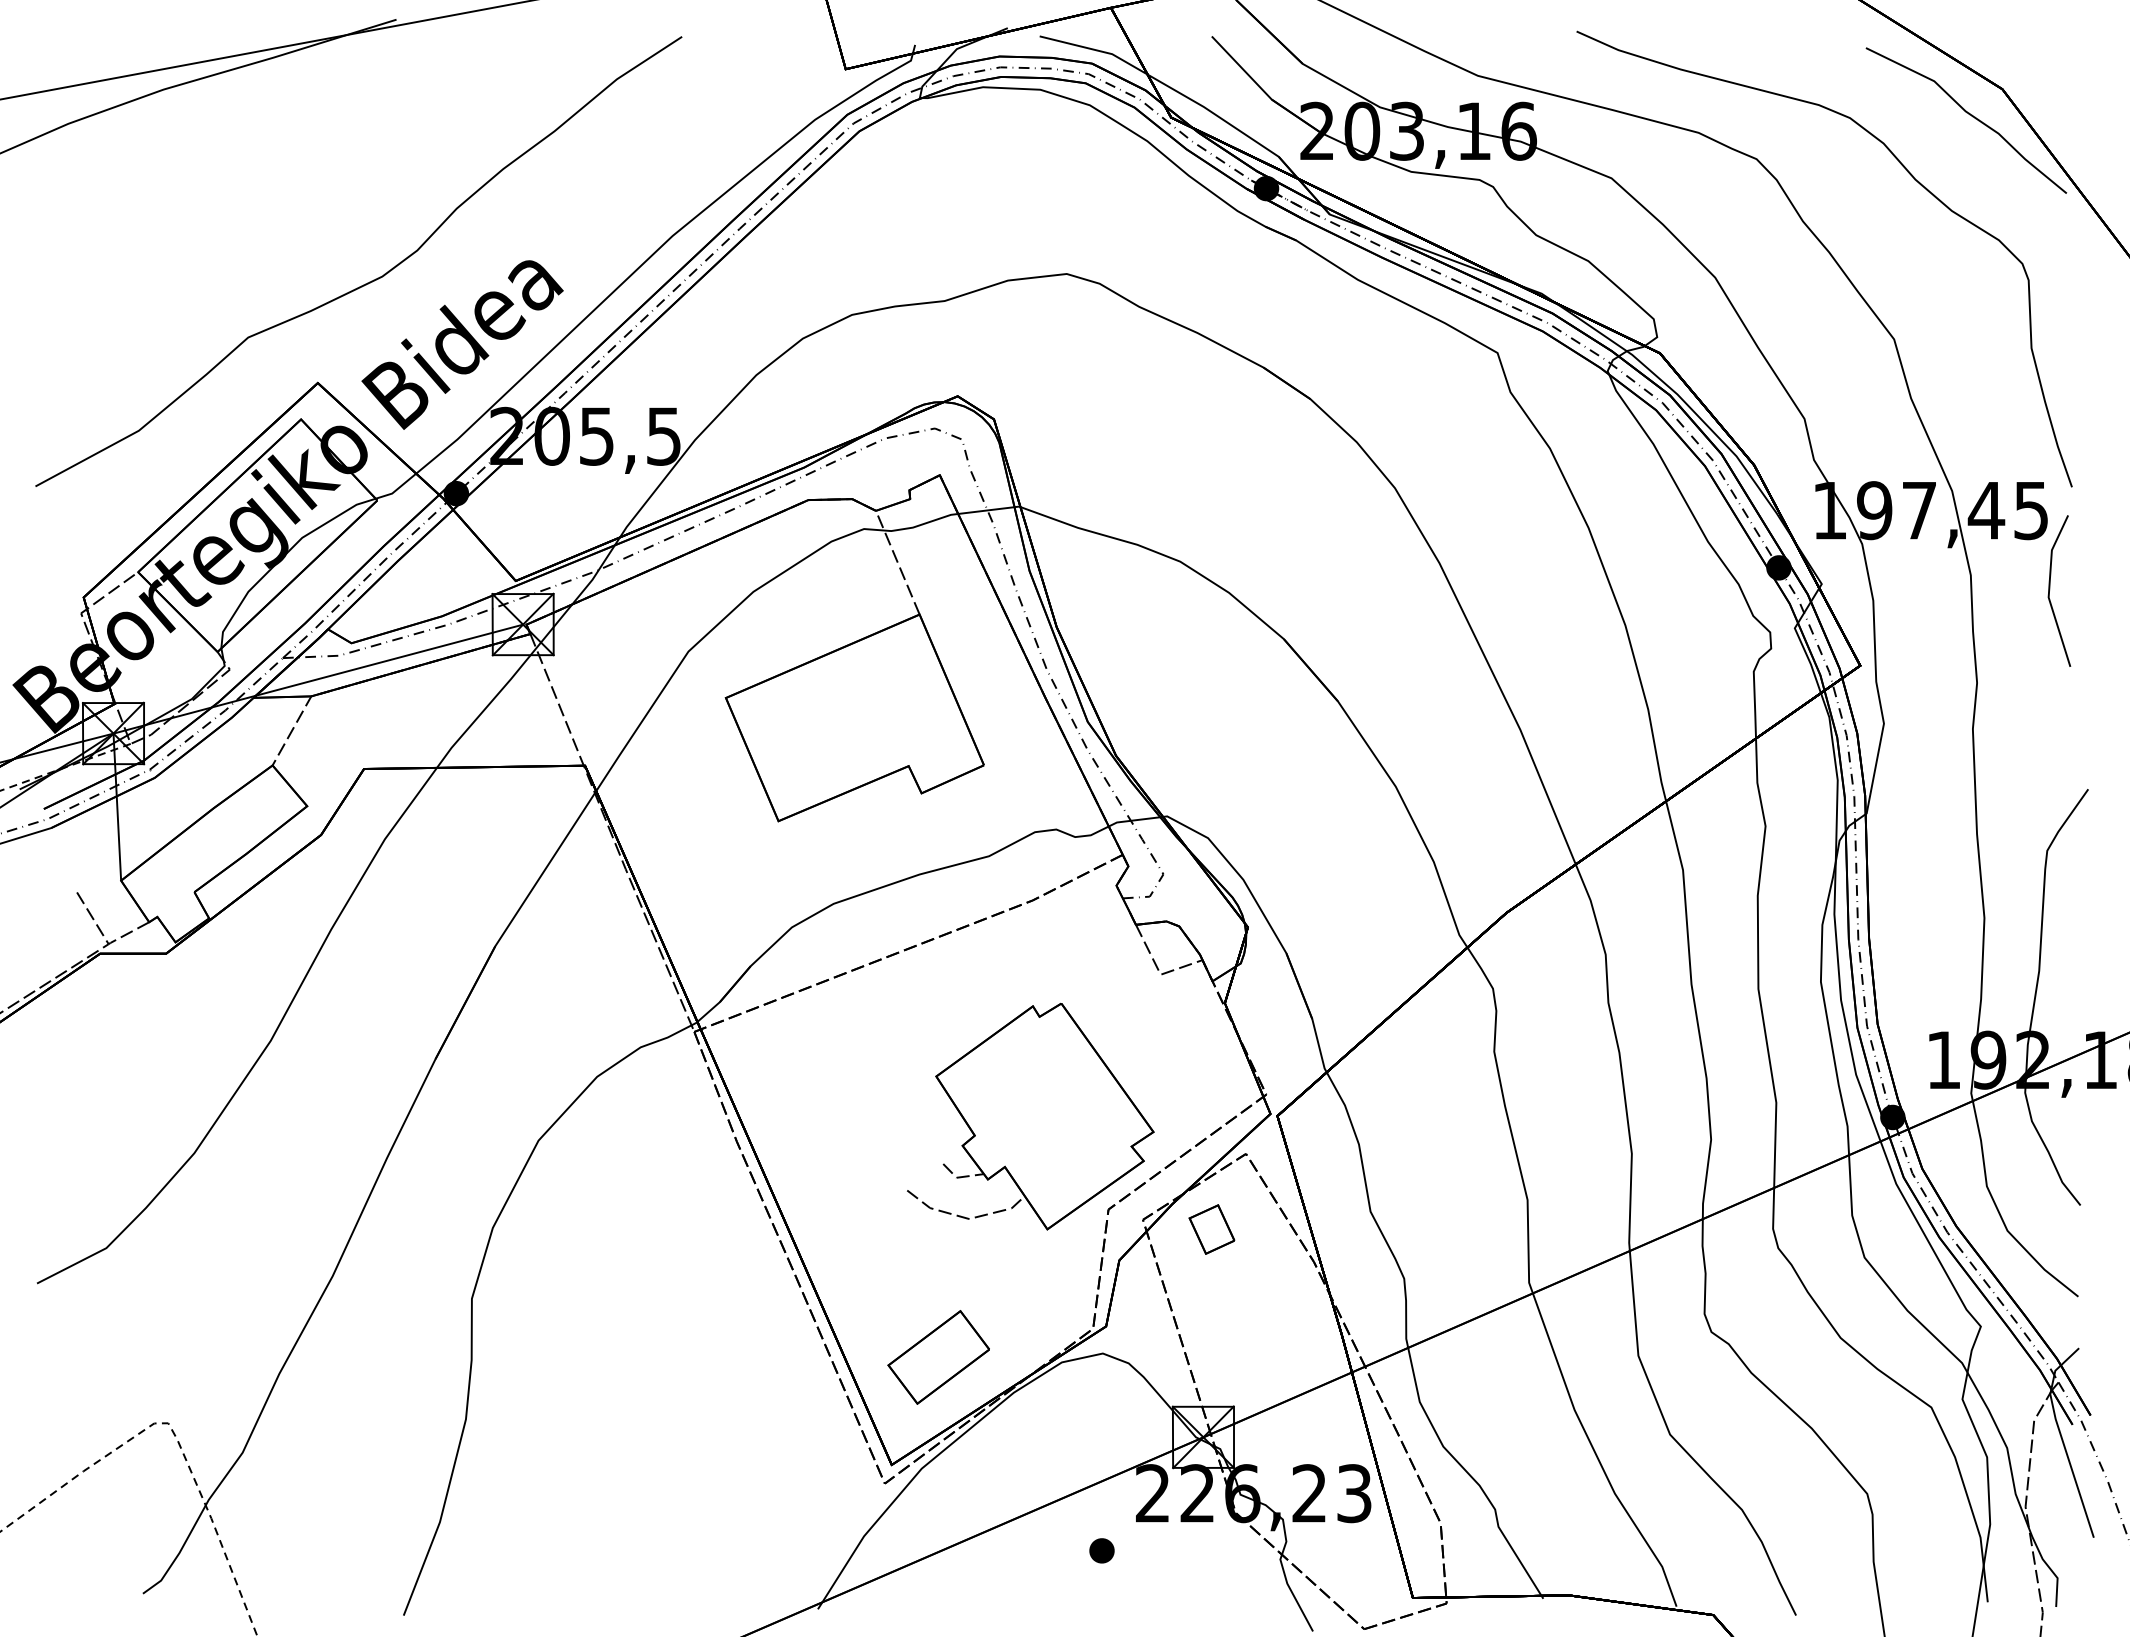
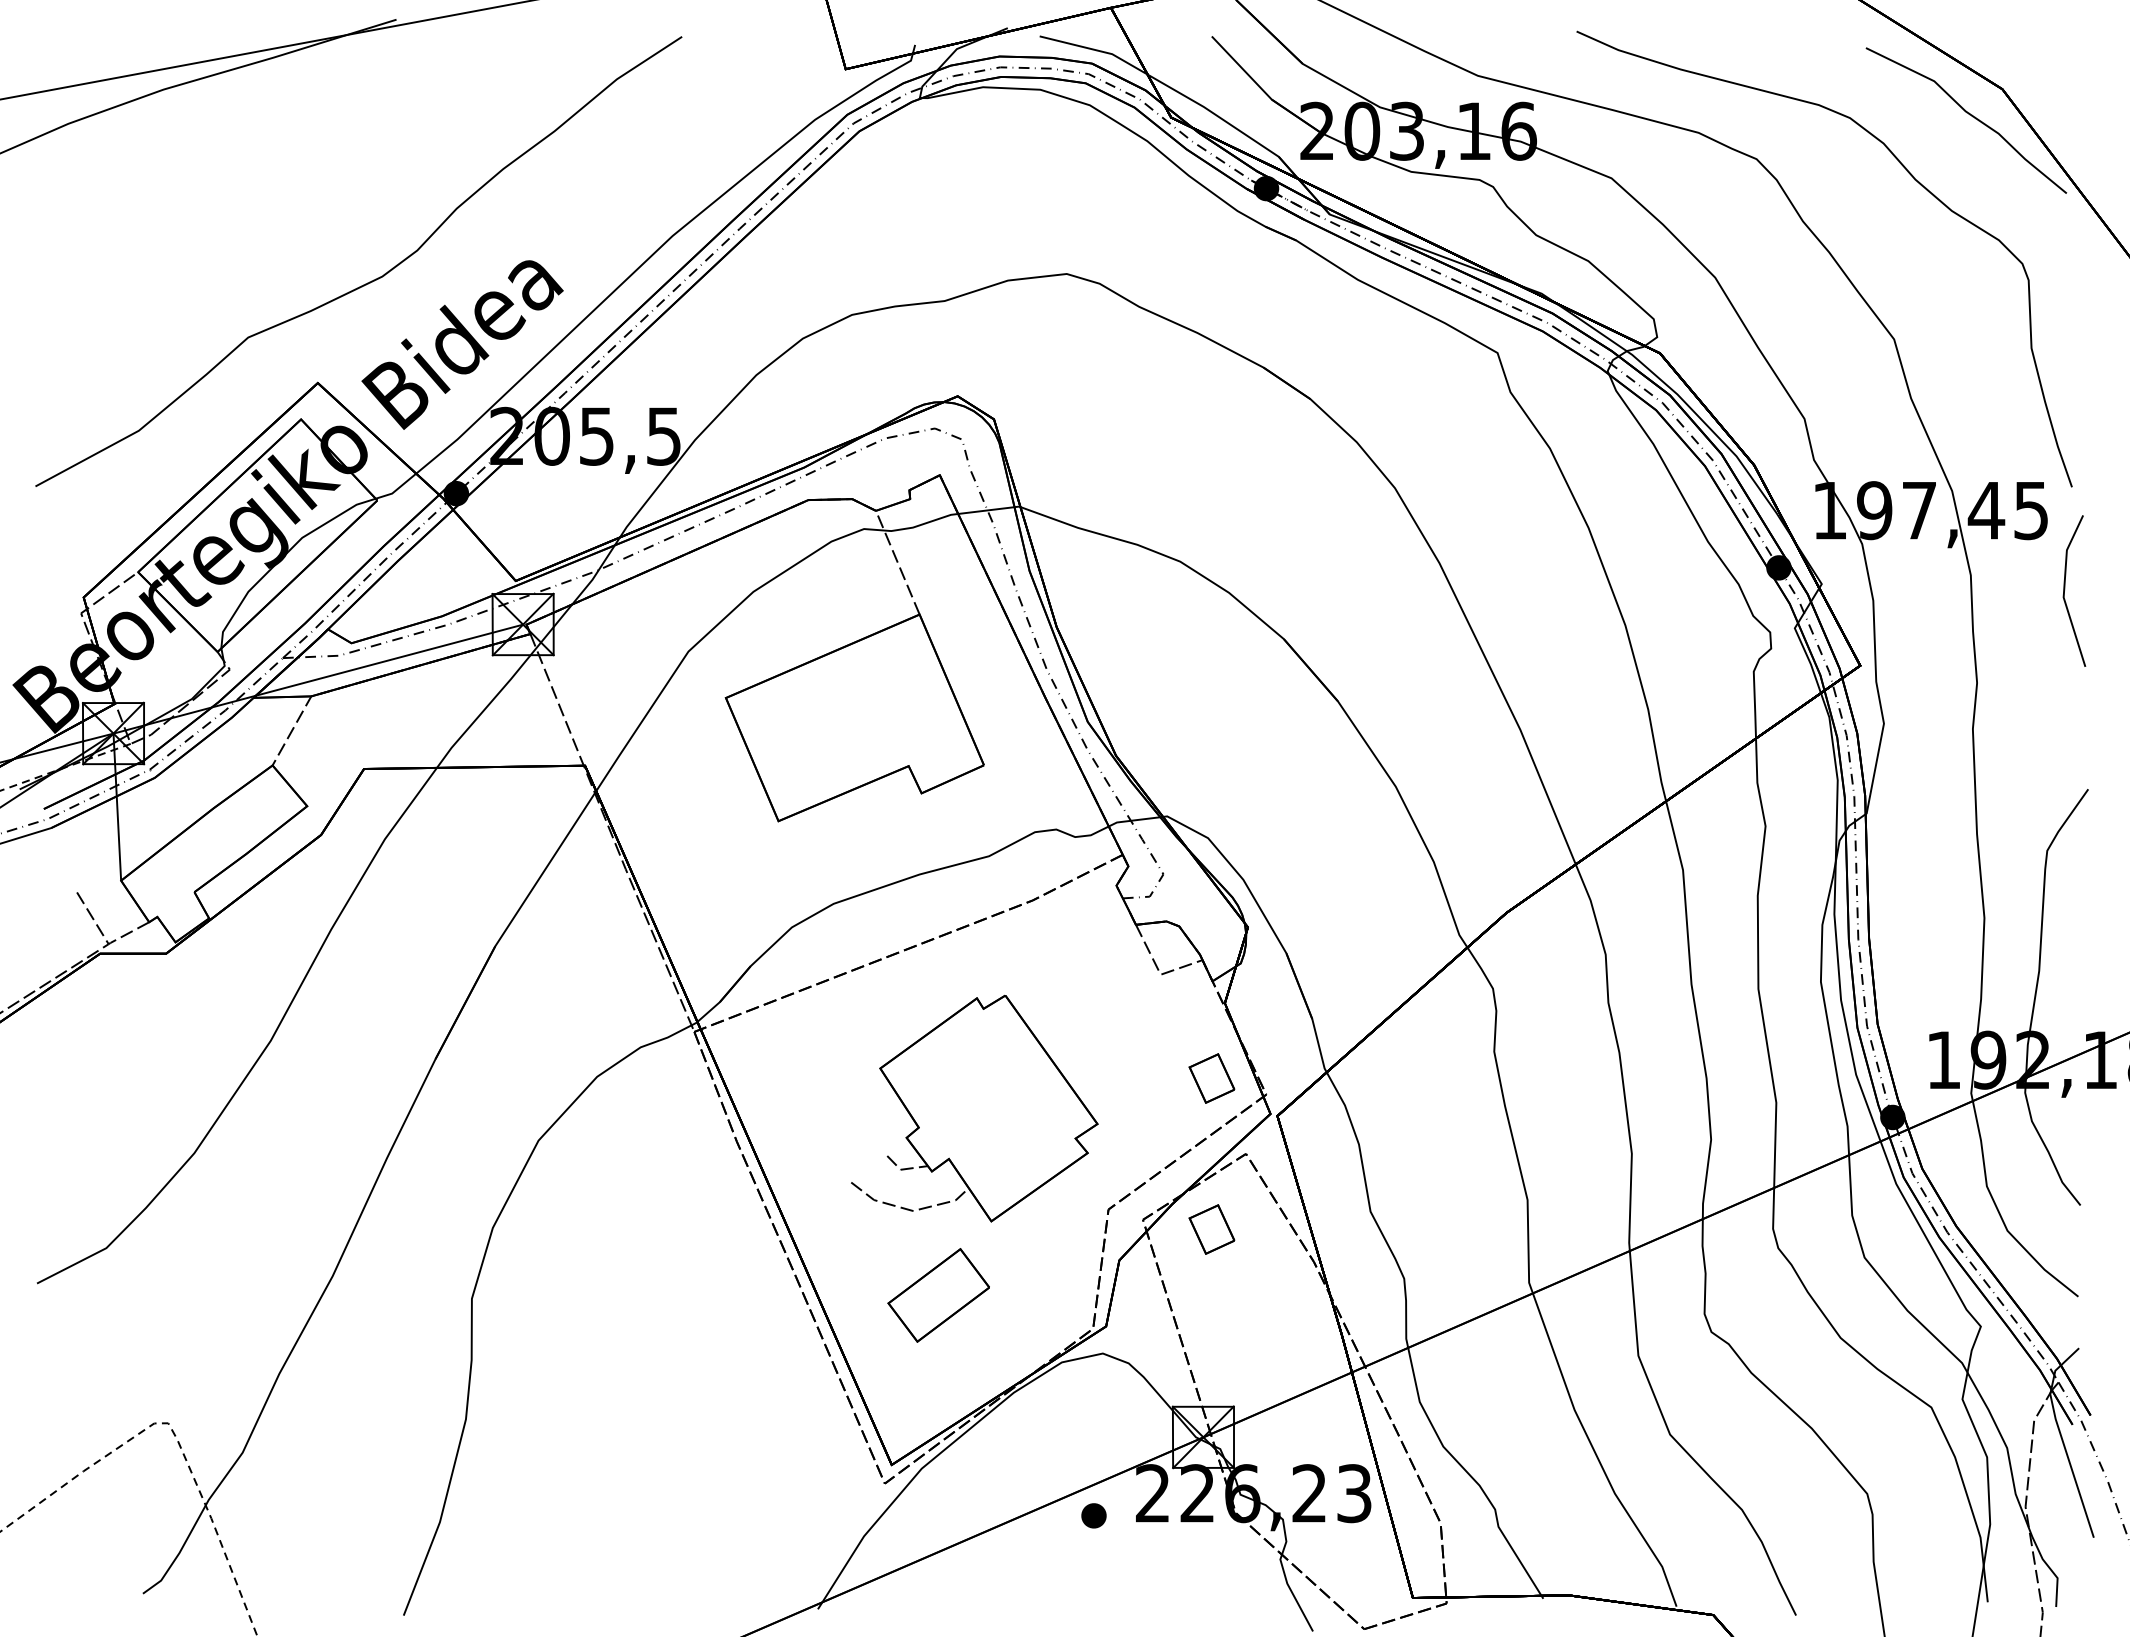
line position: (2050, 589) -> (2065, 589) (2065, 589)
part: none -> present (1211, 1078)
part position: (1030, 1116) -> (974, 1108) (974, 1108)
part position: (938, 1357) -> (938, 1295) (938, 1295)
part position: (1101, 1550) -> (1093, 1515) (1093, 1515)
